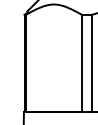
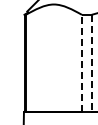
line: solid -> dashed (82, 63)
line: solid -> dashed (91, 63)
